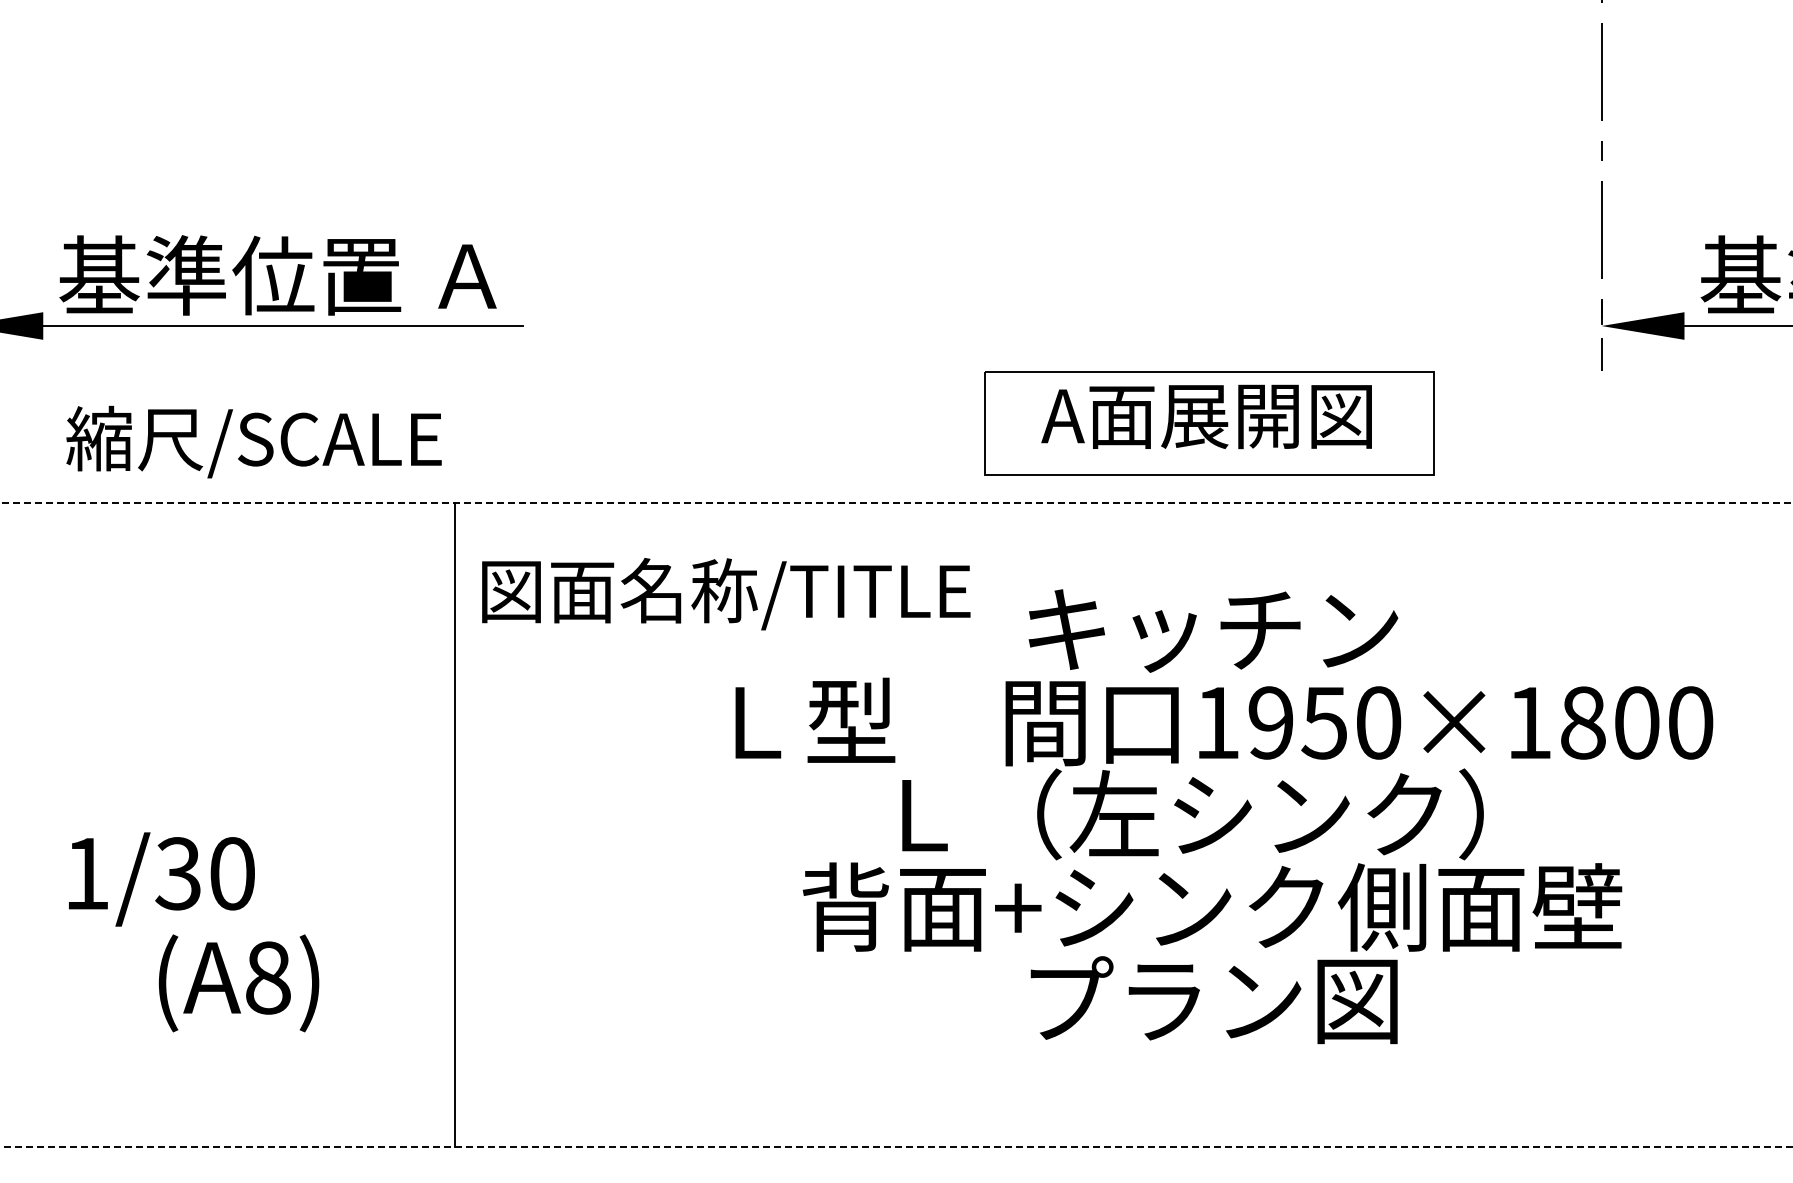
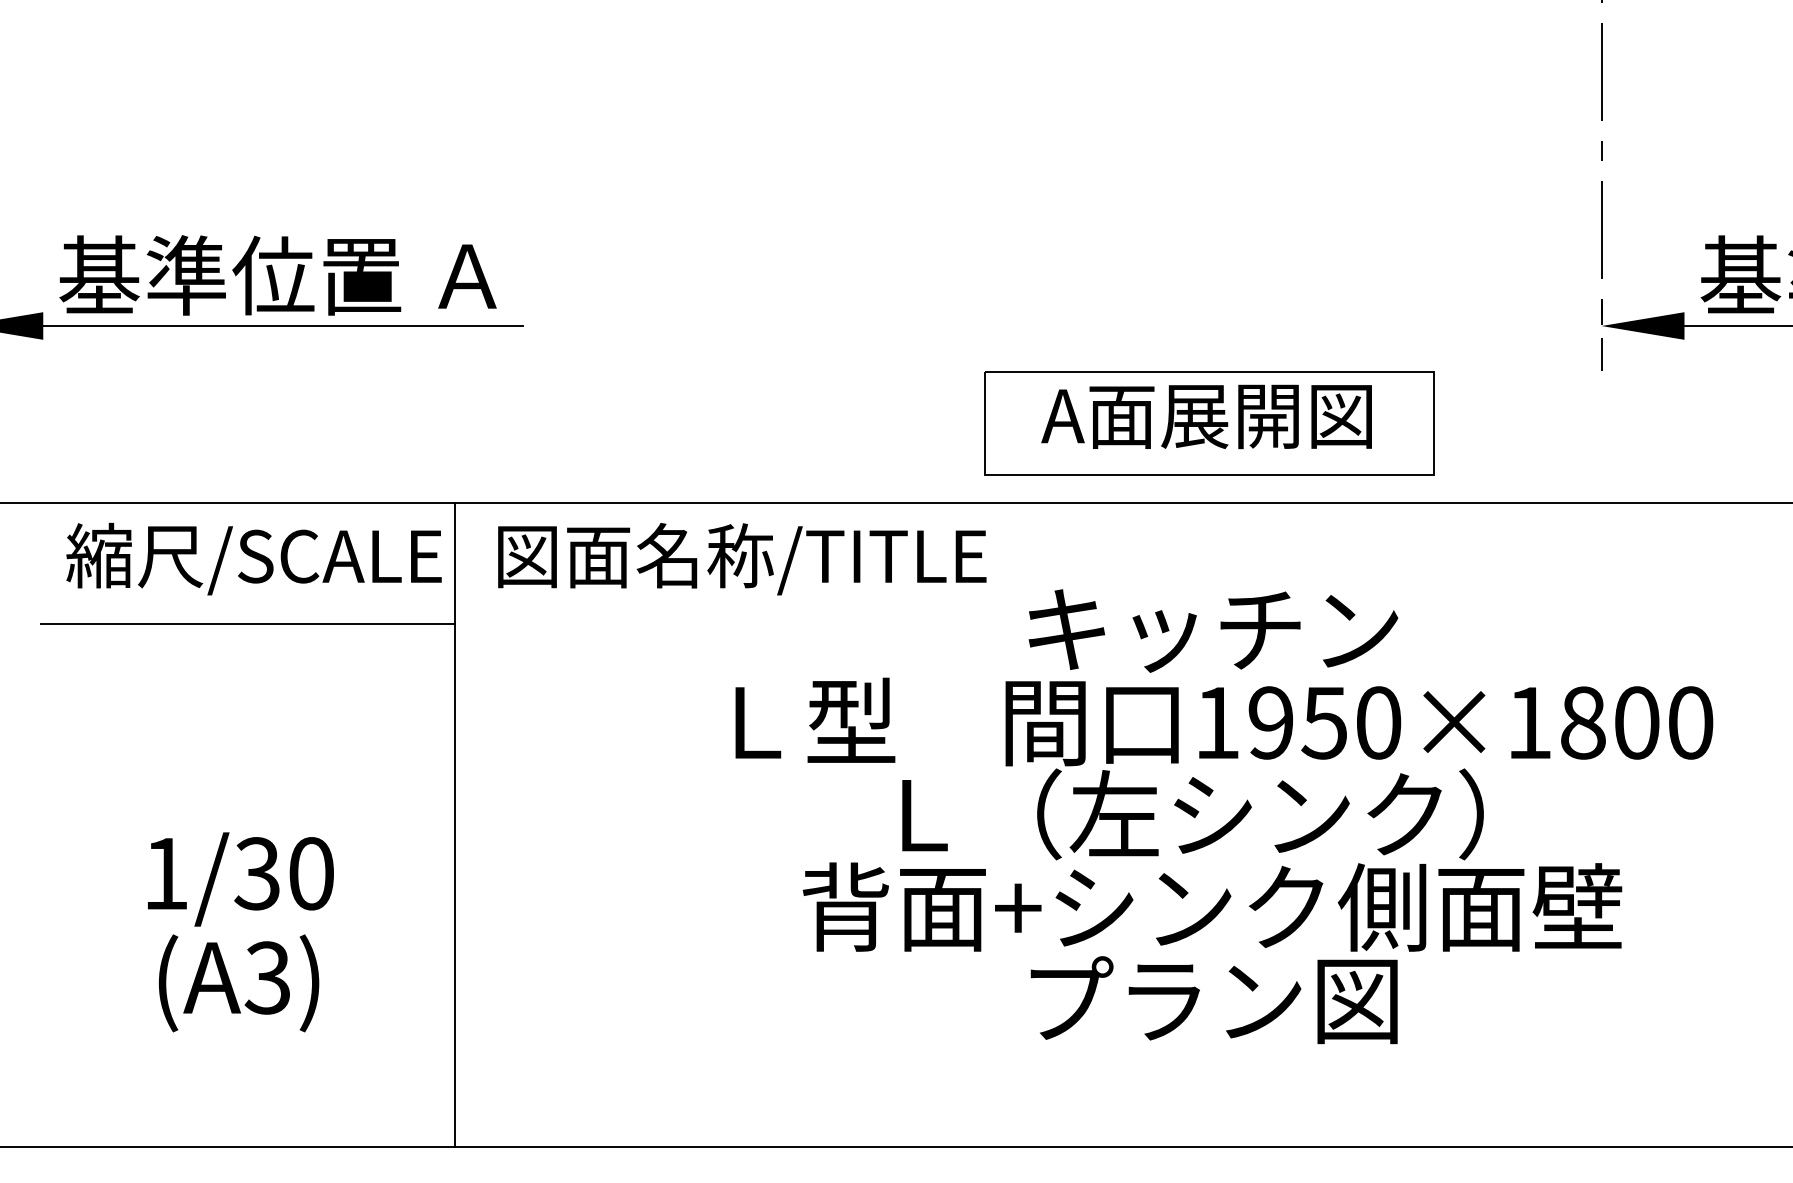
text position: (253, 441) -> (253, 558) (253, 558)
line: dashed -> solid (897, 502)
text position: (726, 594) -> (742, 559) (742, 559)
line: none -> present (247, 624)
text position: (161, 879) -> (240, 879) (240, 879)
text: (A8) -> (A3) (267, 977)
line: dashed -> solid (895, 1147)
